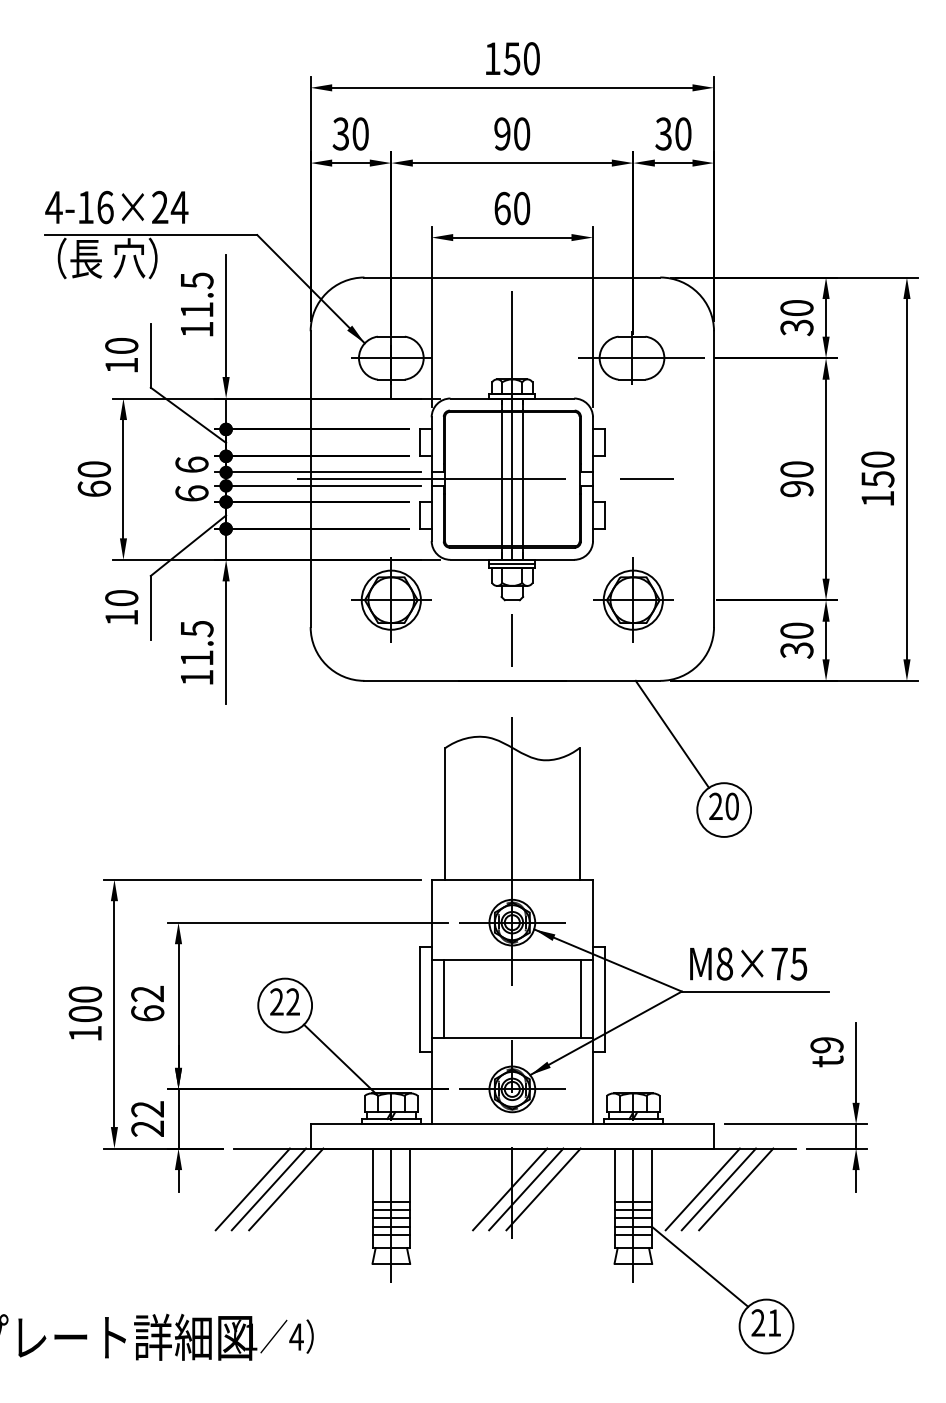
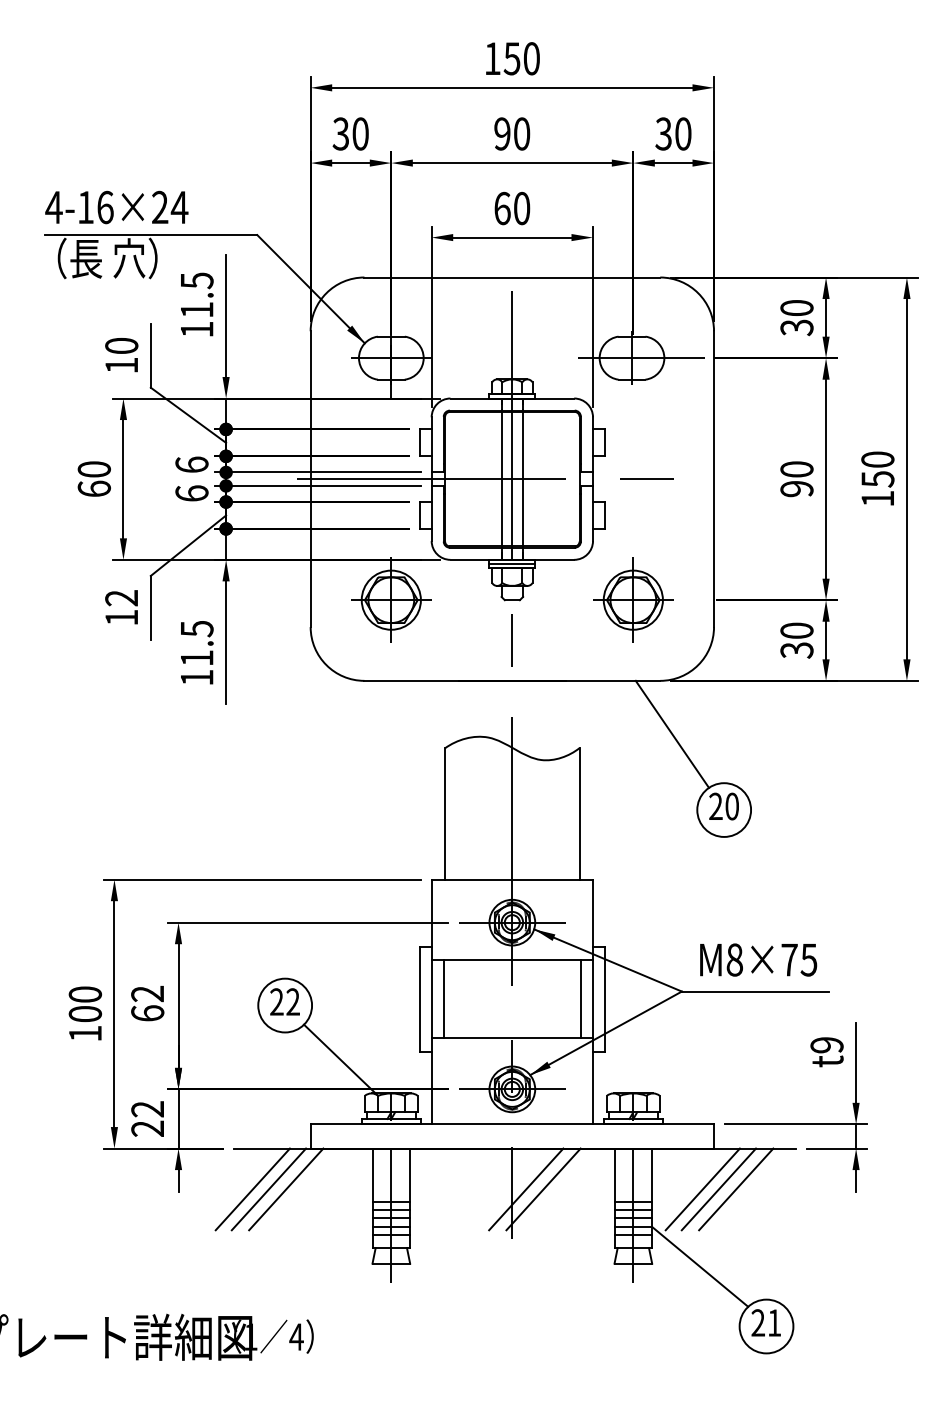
text: 10 -> 12 (121, 598)
text position: (748, 963) -> (758, 959) (758, 959)
line: present -> none (510, 1189)
